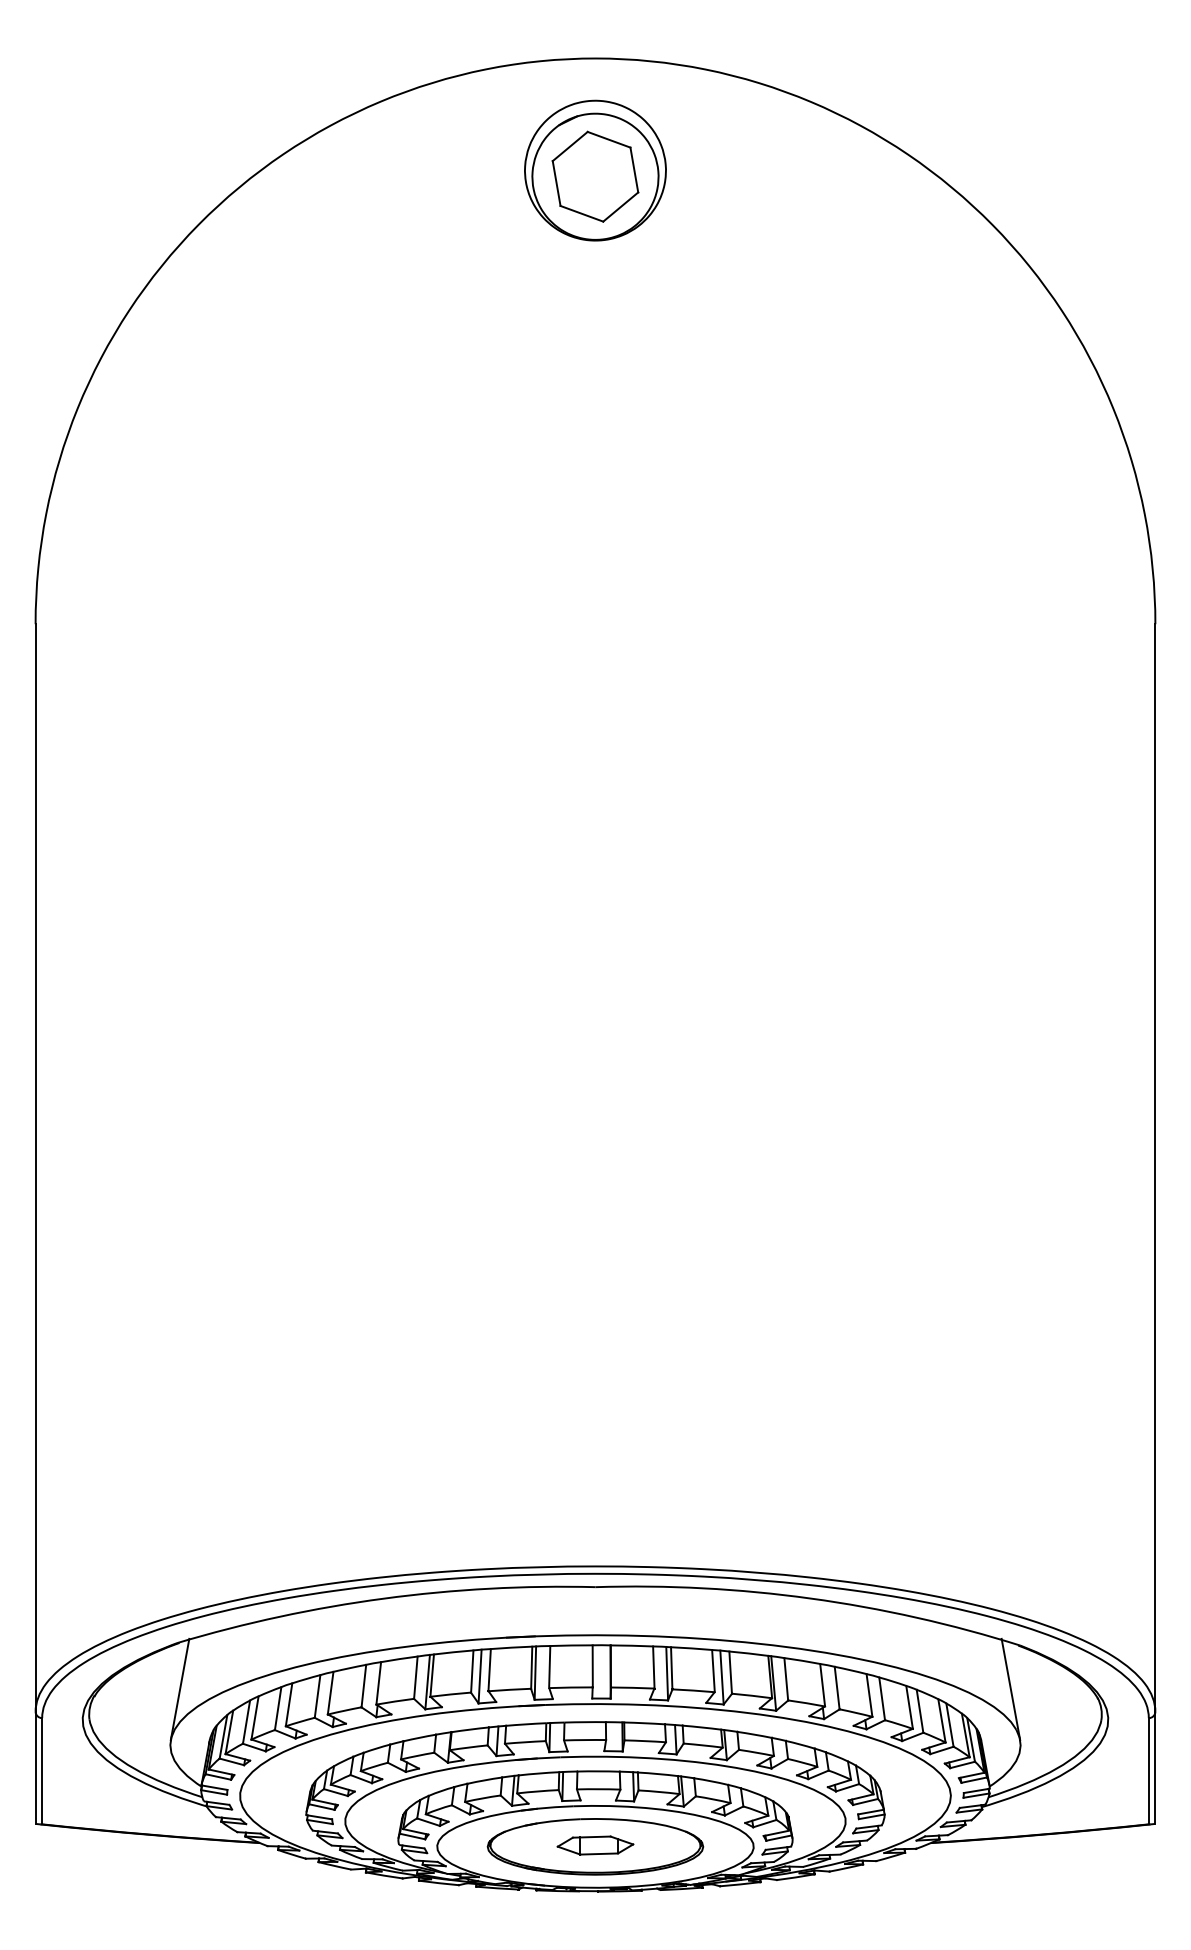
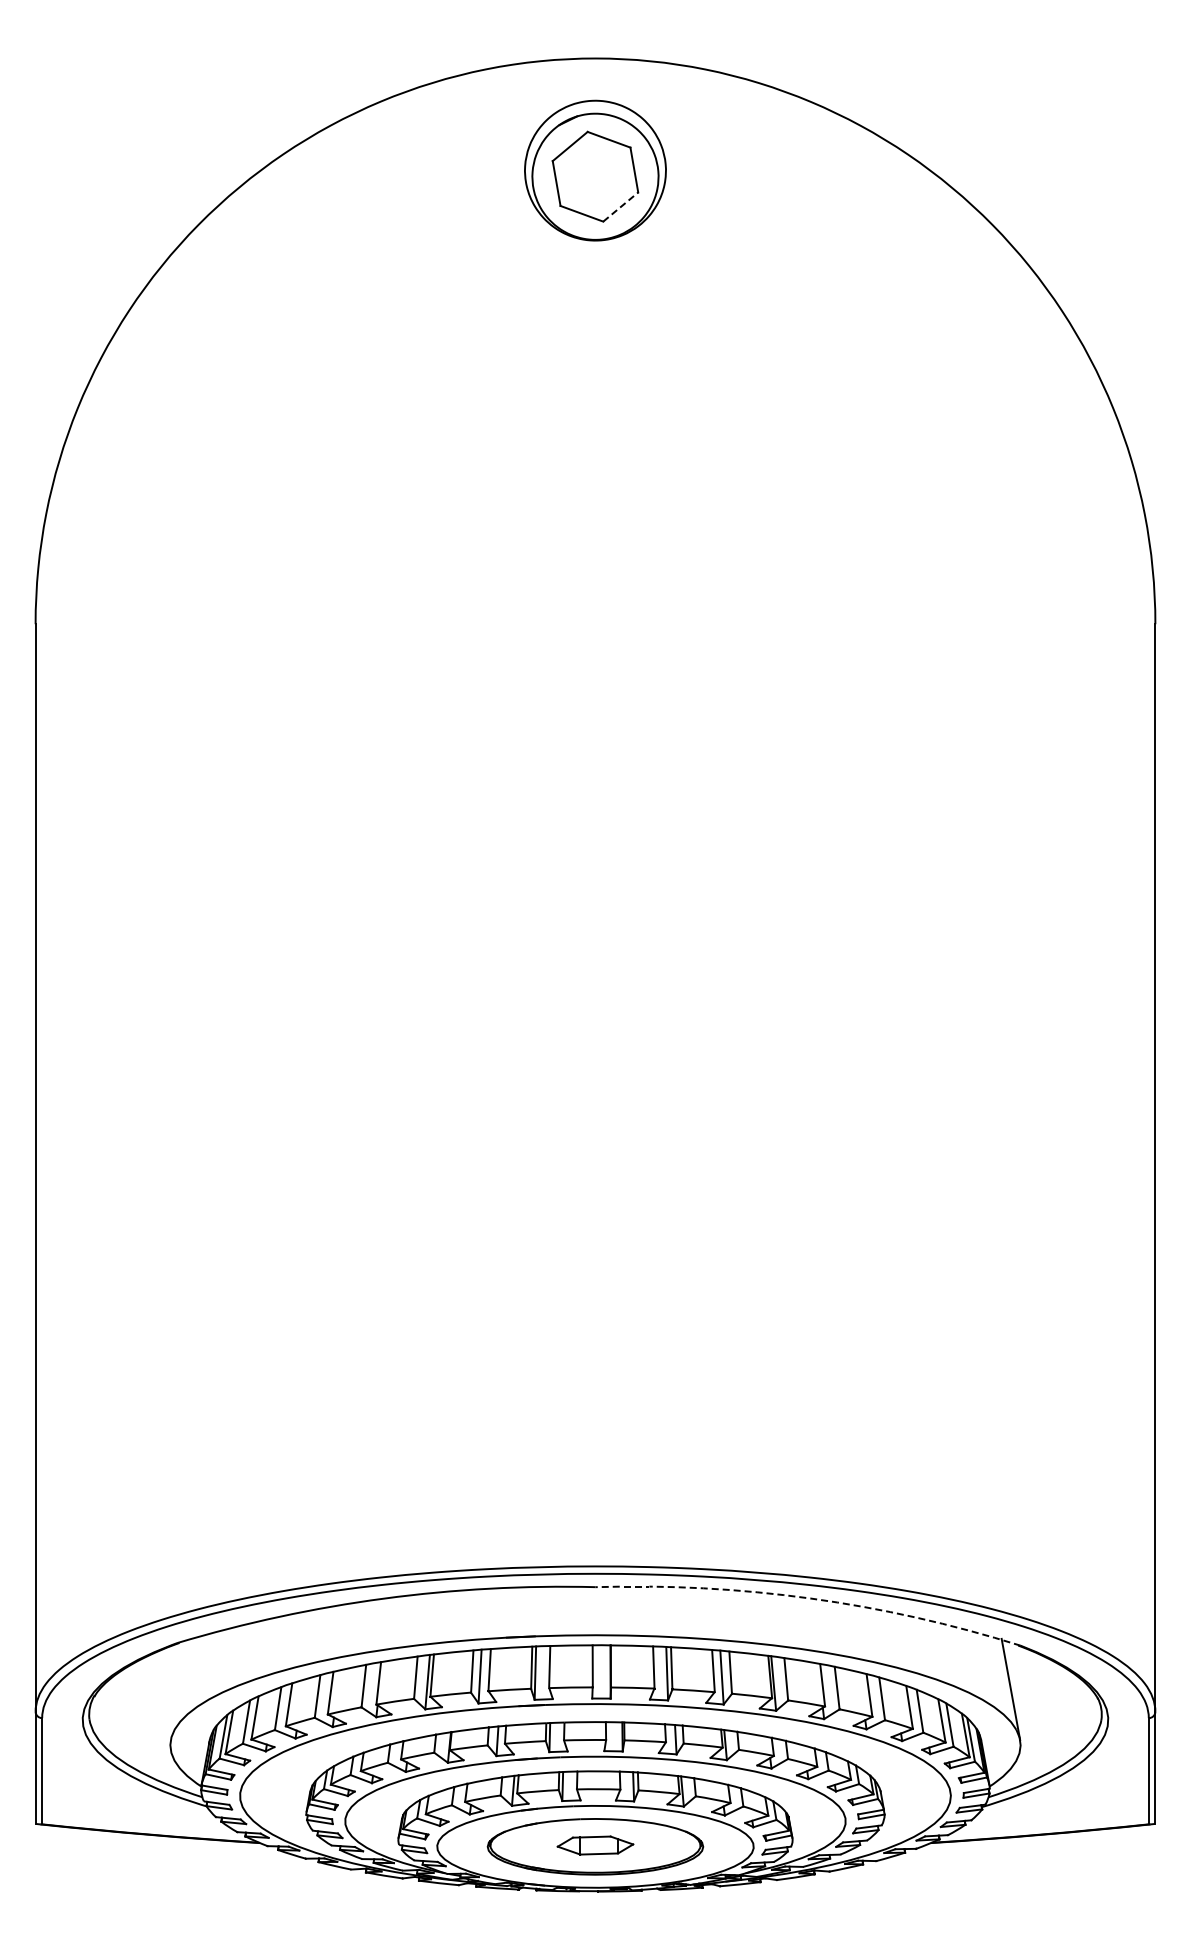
line: solid -> dashed (620, 207)
arc: solid -> dashed (810, 1598)
line: present -> none (179, 1689)
